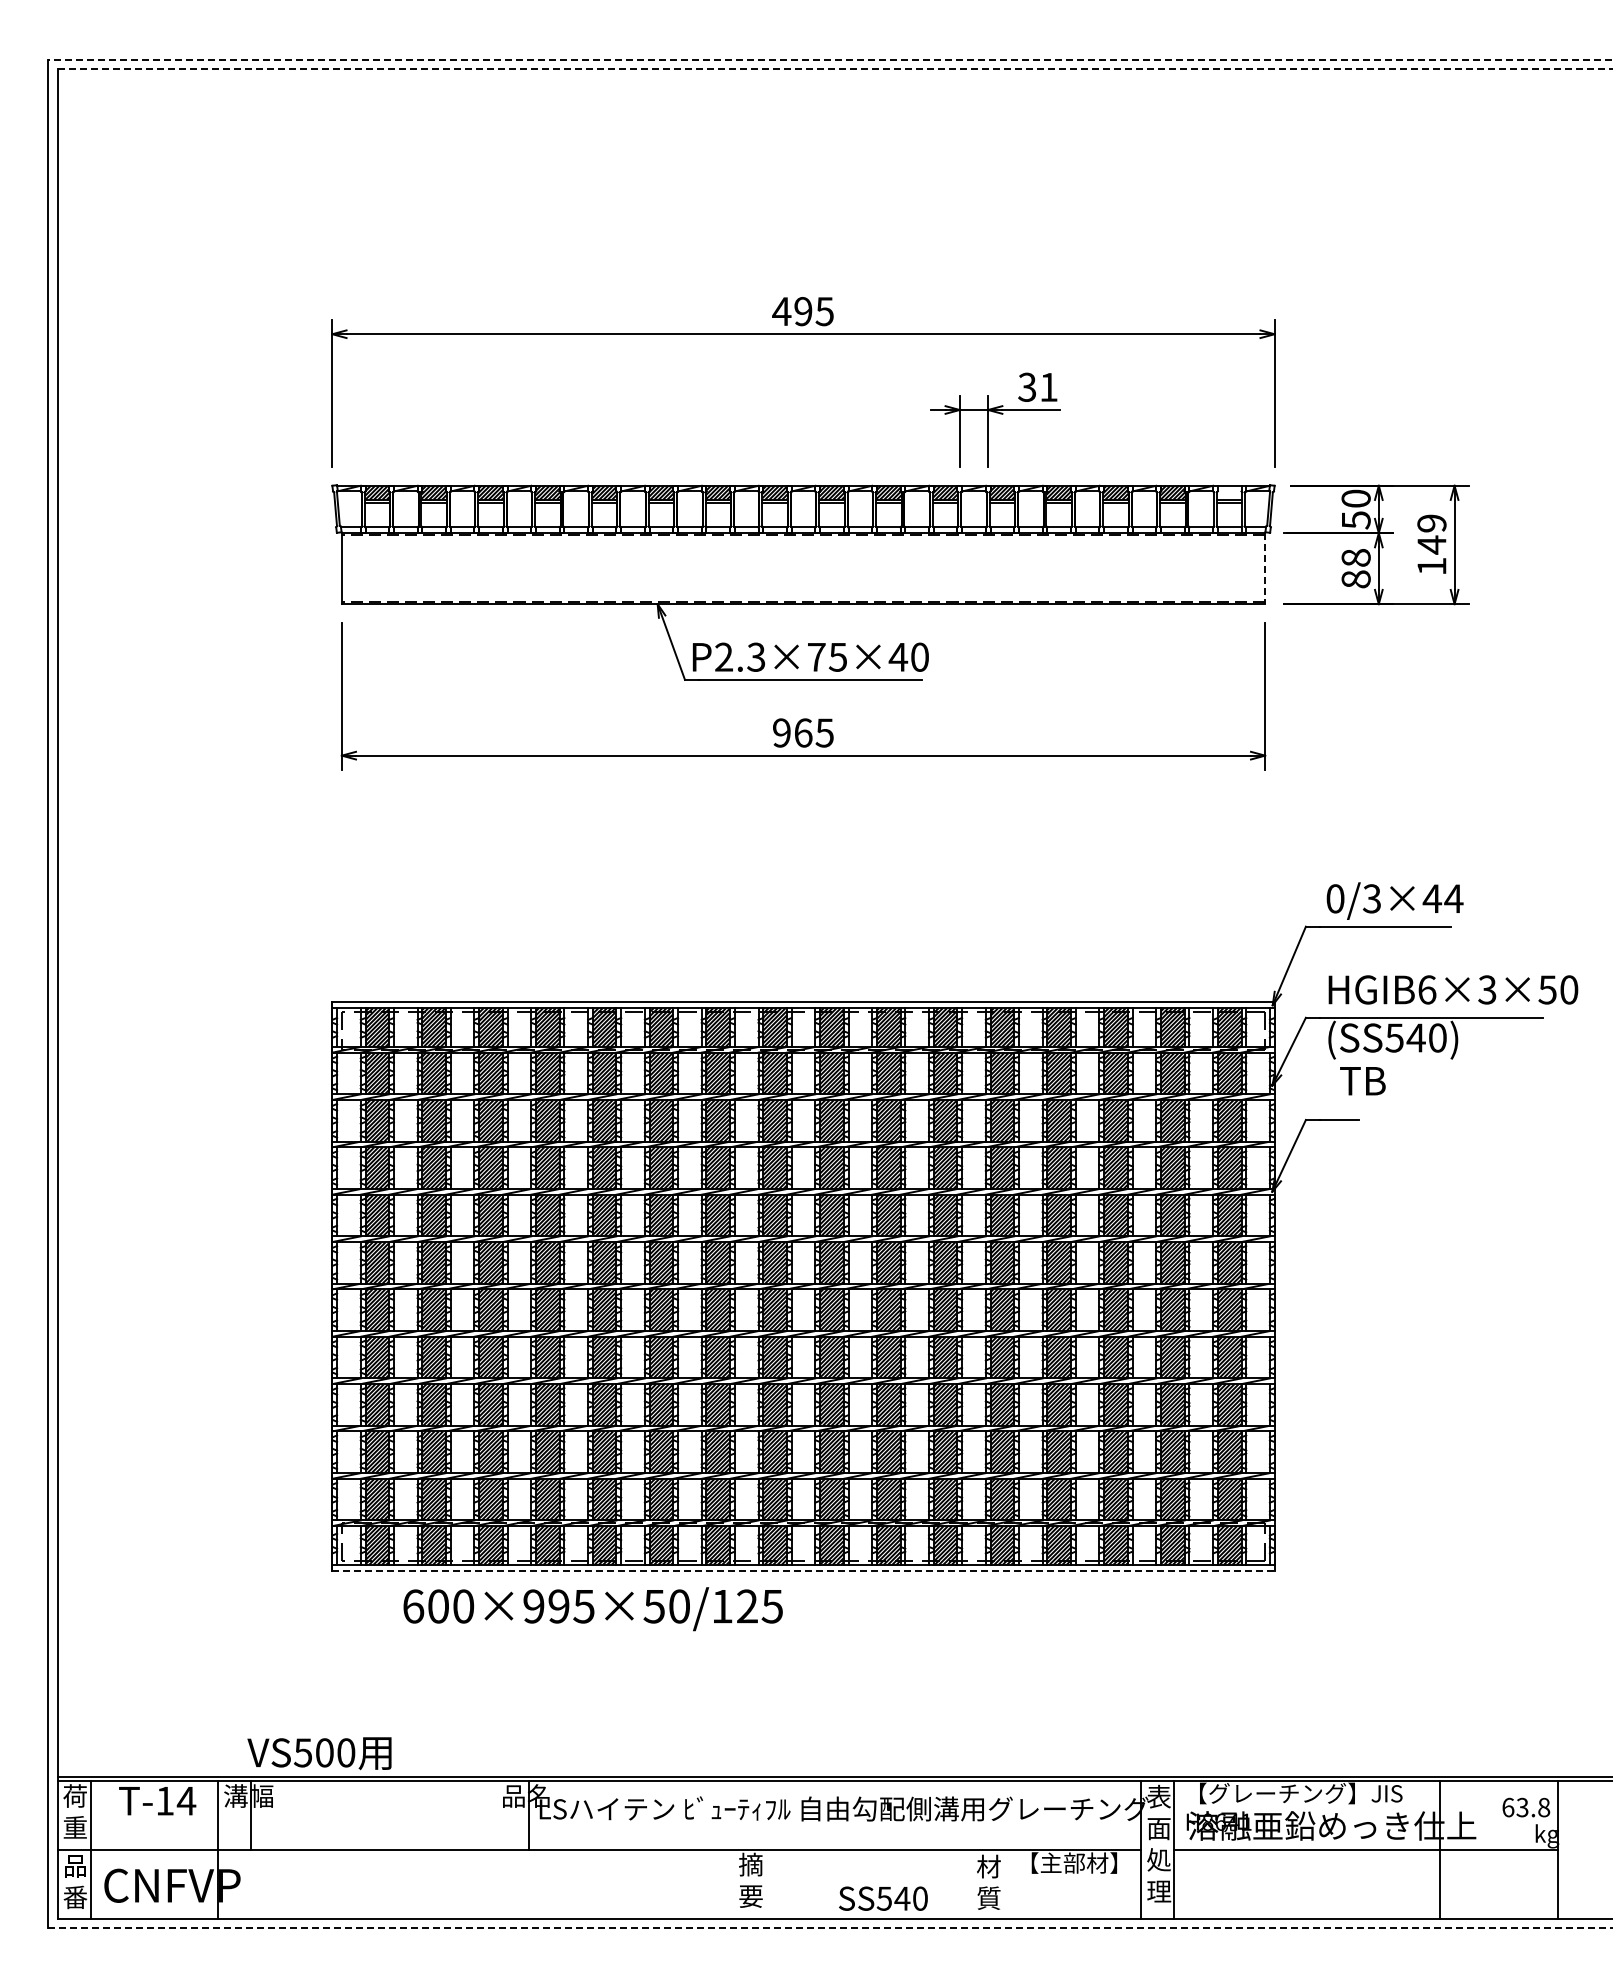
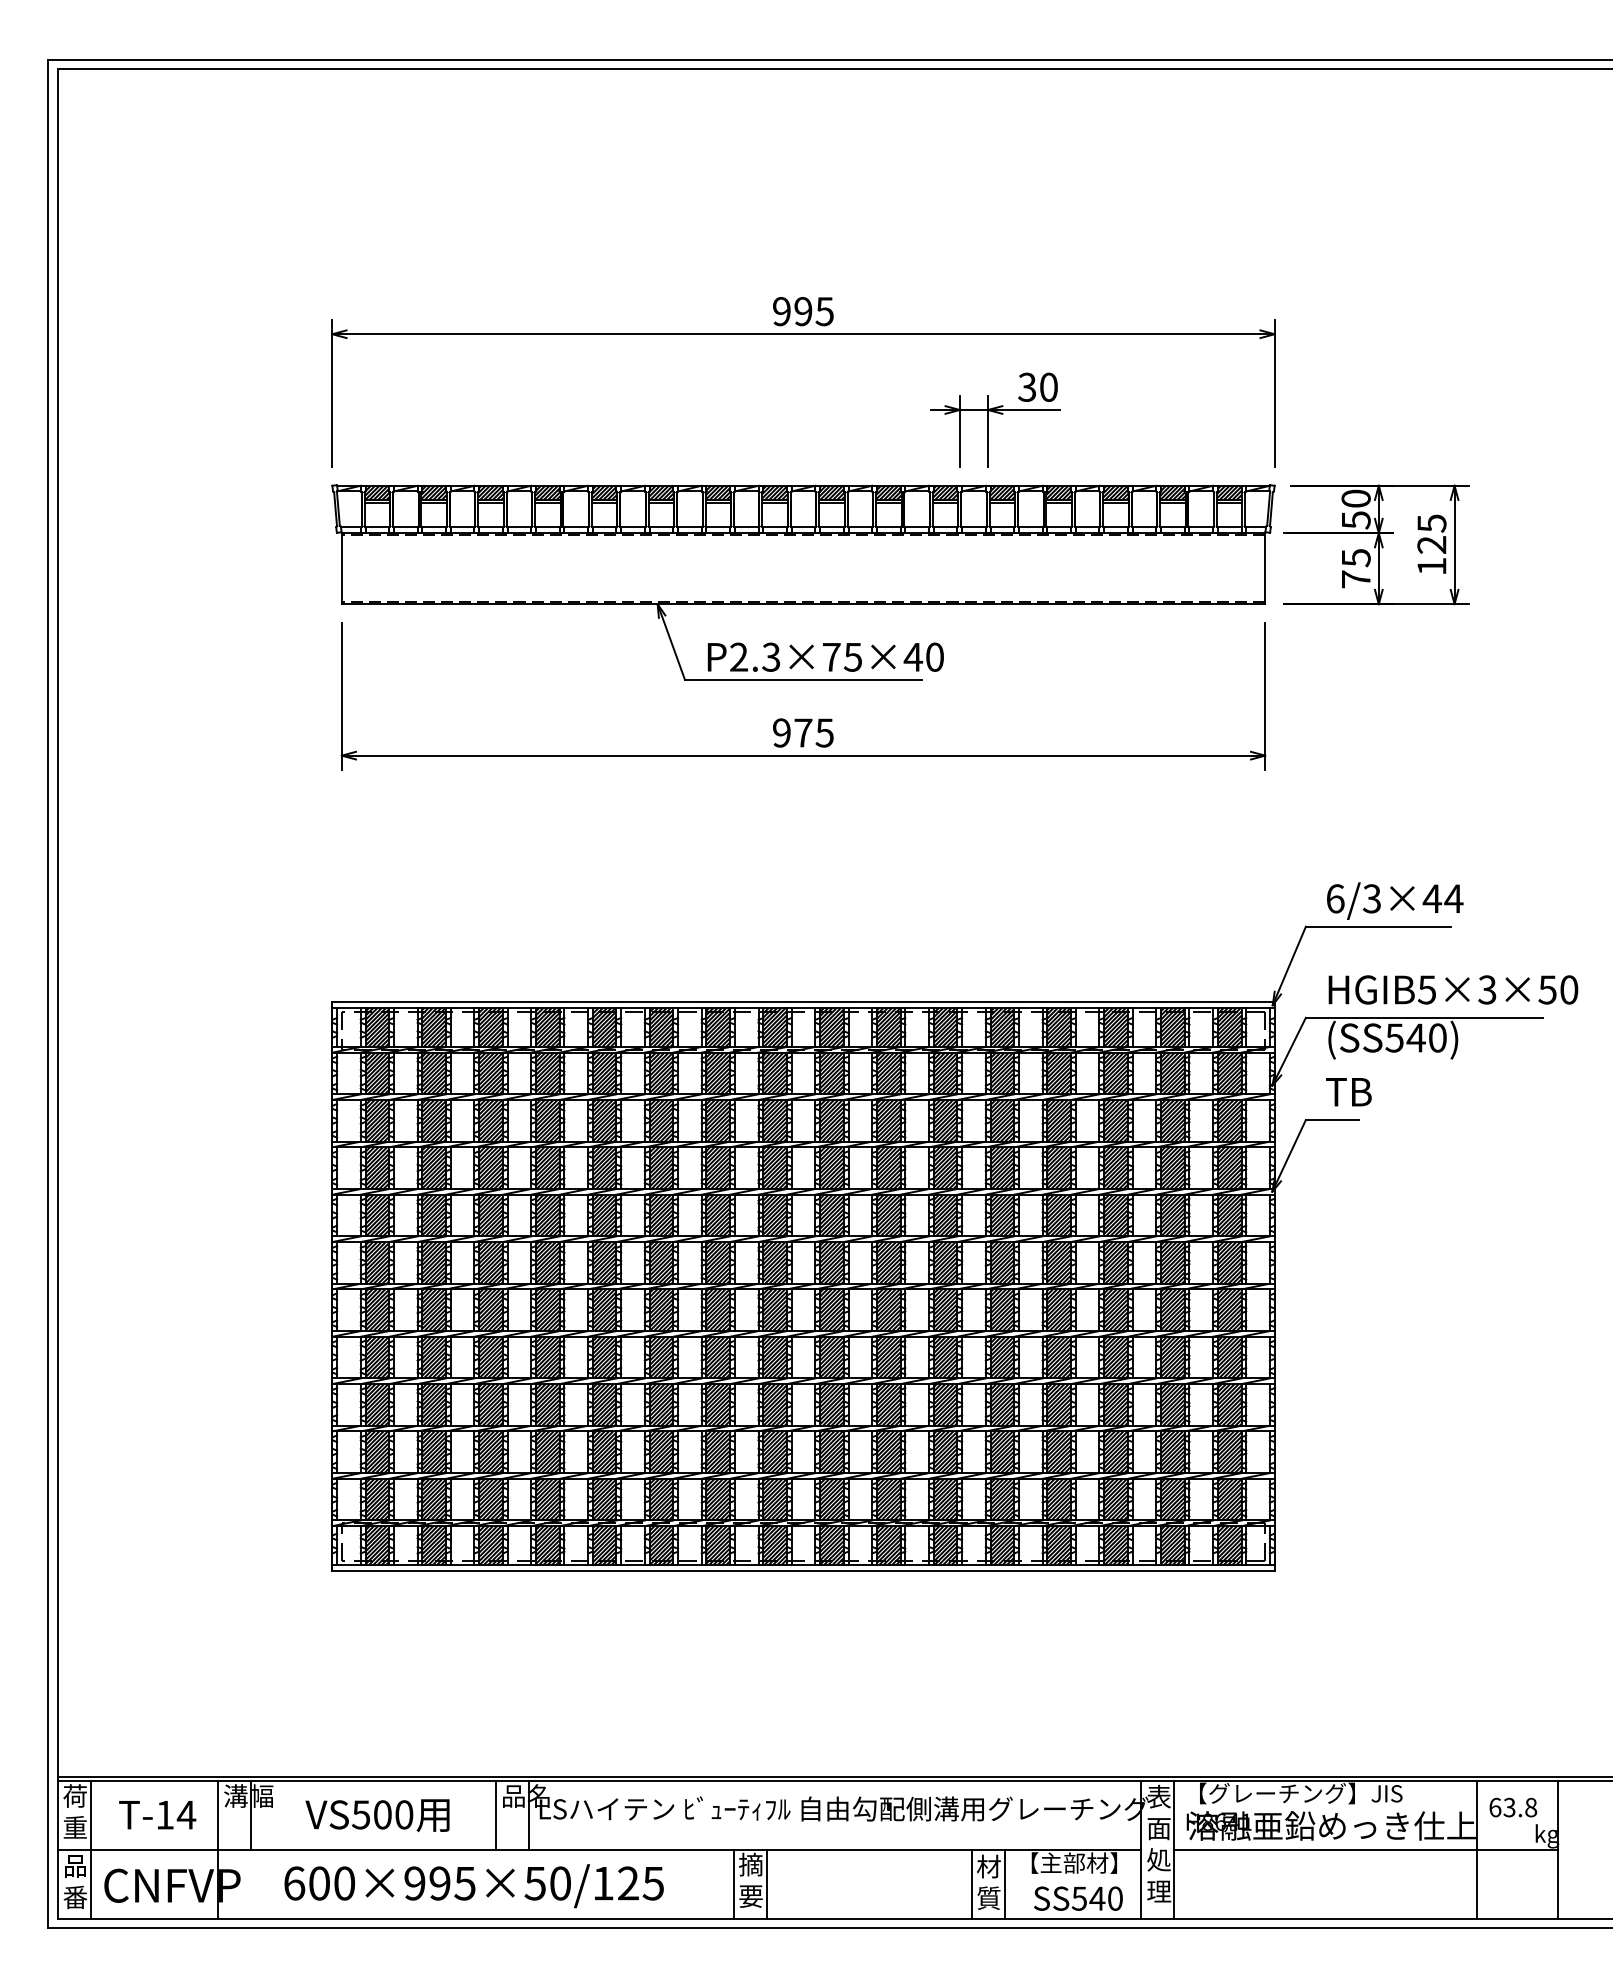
line: dashed -> solid (830, 59)
line: dashed -> solid (835, 68)
text: 495 -> 995 (781, 311)
text: 31 -> 30 (1048, 386)
hatch: none -> present (1229, 492)
text: 149 -> 125 (1431, 534)
line: dashed -> solid (1265, 568)
text: 88 -> 75 (1355, 568)
text position: (810, 656) -> (825, 656) (825, 656)
text: 965 -> 975 (803, 732)
text: 0/3×44 -> 6/3×44 (1335, 898)
text: HGIB6×3×50 -> HGIB5×3×50 (1426, 989)
text position: (1362, 1081) -> (1348, 1092) (1348, 1092)
line: dashed -> solid (804, 1570)
text position: (592, 1609) -> (473, 1886) (473, 1886)
text position: (319, 1753) -> (377, 1815) (377, 1815)
text position: (157, 1801) -> (157, 1815) (157, 1815)
text position: (1526, 1807) -> (1513, 1807) (1513, 1807)
line: none -> present (495, 1815)
line position: (1440, 1849) -> (1477, 1849) (1477, 1849)
line: none -> present (733, 1884)
line: none -> present (766, 1884)
line: none -> present (971, 1884)
line: none -> present (1004, 1884)
text position: (883, 1898) -> (1078, 1898) (1078, 1898)
line: dashed -> solid (830, 1928)
